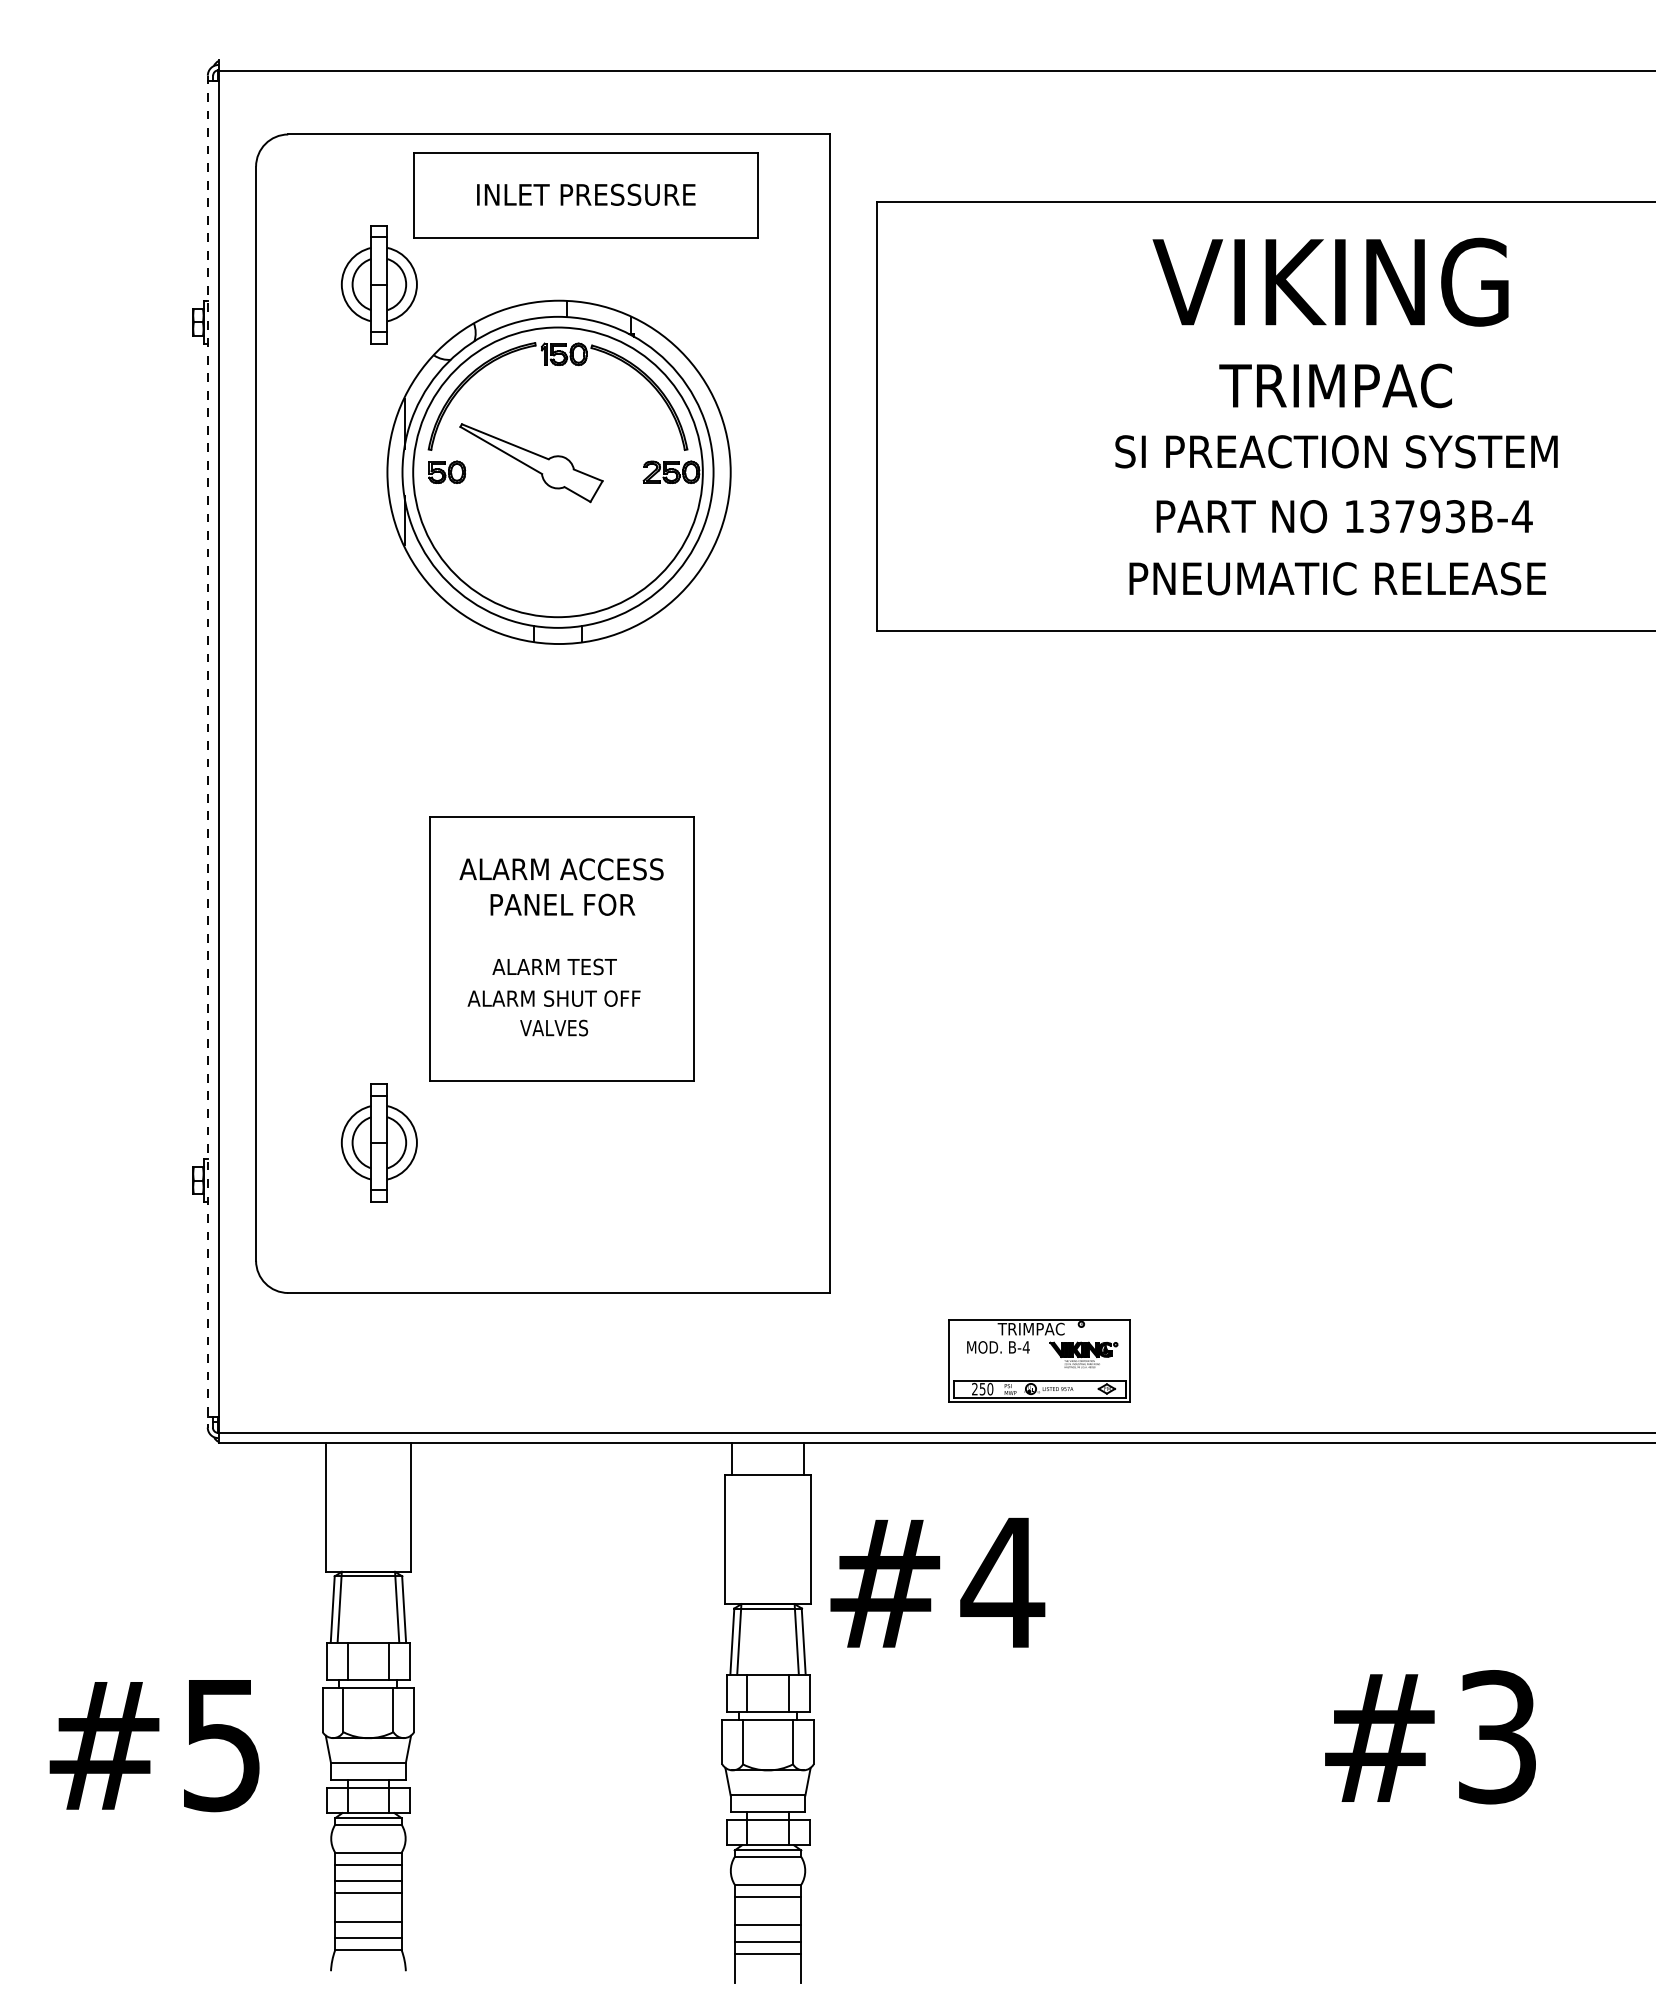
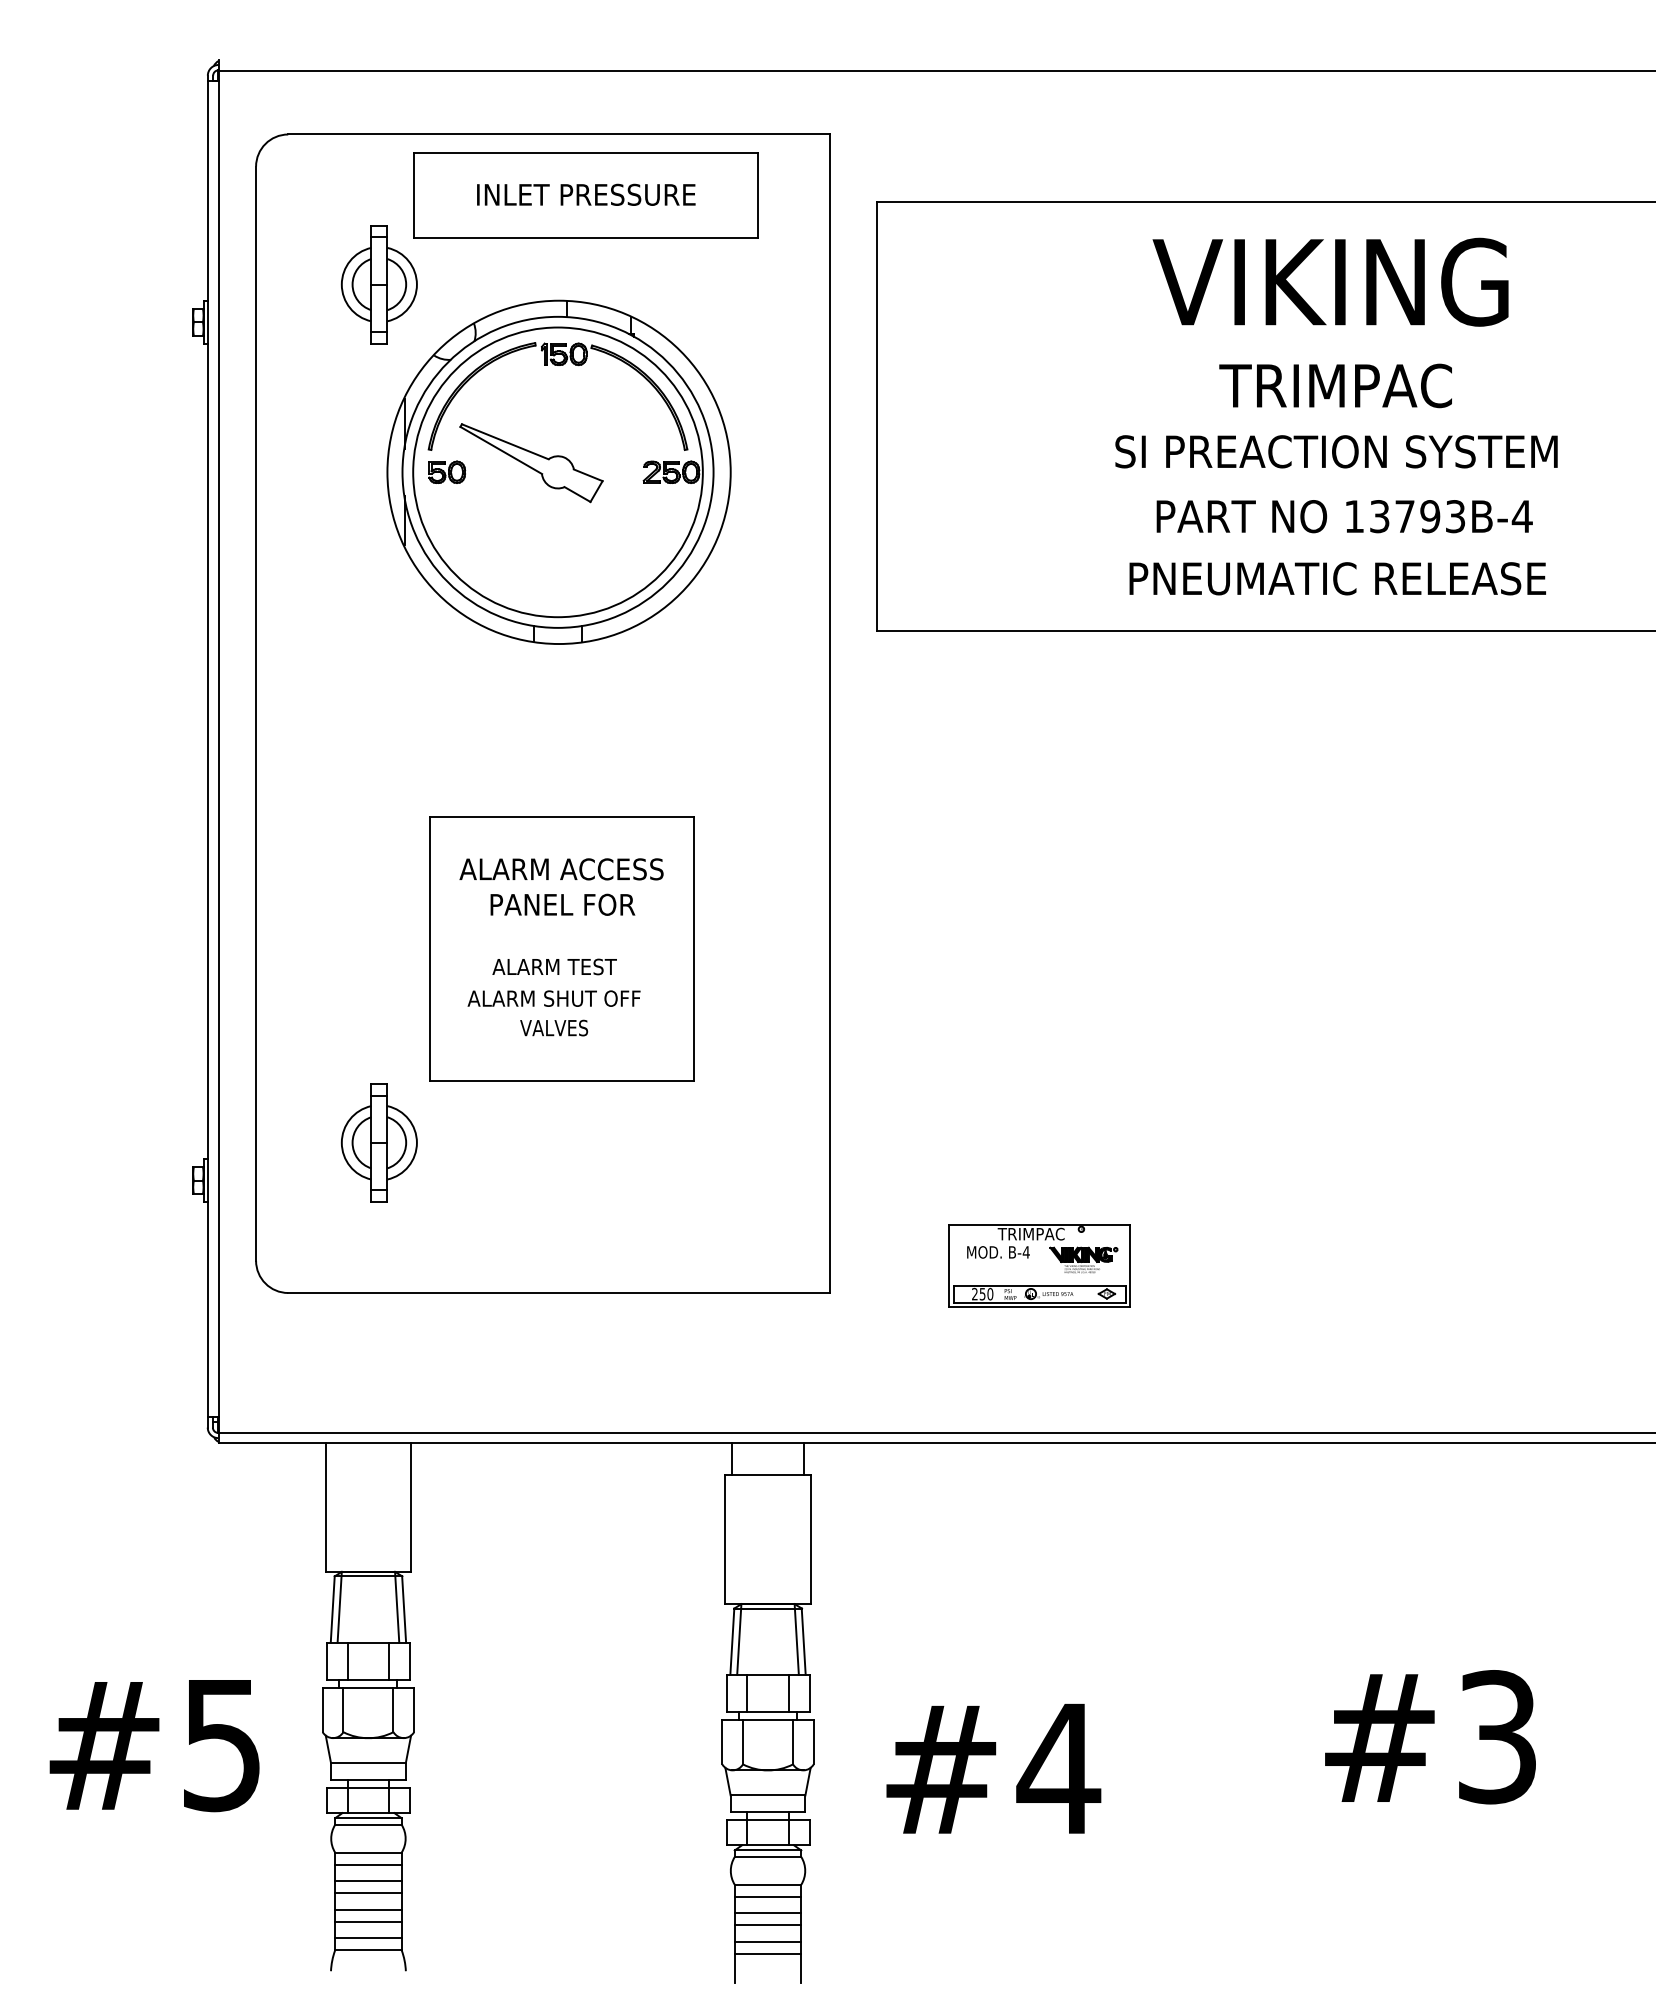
line: dashed -> solid (207, 751)
part position: (1039, 1360) -> (1039, 1265) (1039, 1265)
text position: (937, 1582) -> (993, 1768) (993, 1768)
line: none -> present (368, 1909)
line: none -> present (767, 1913)
